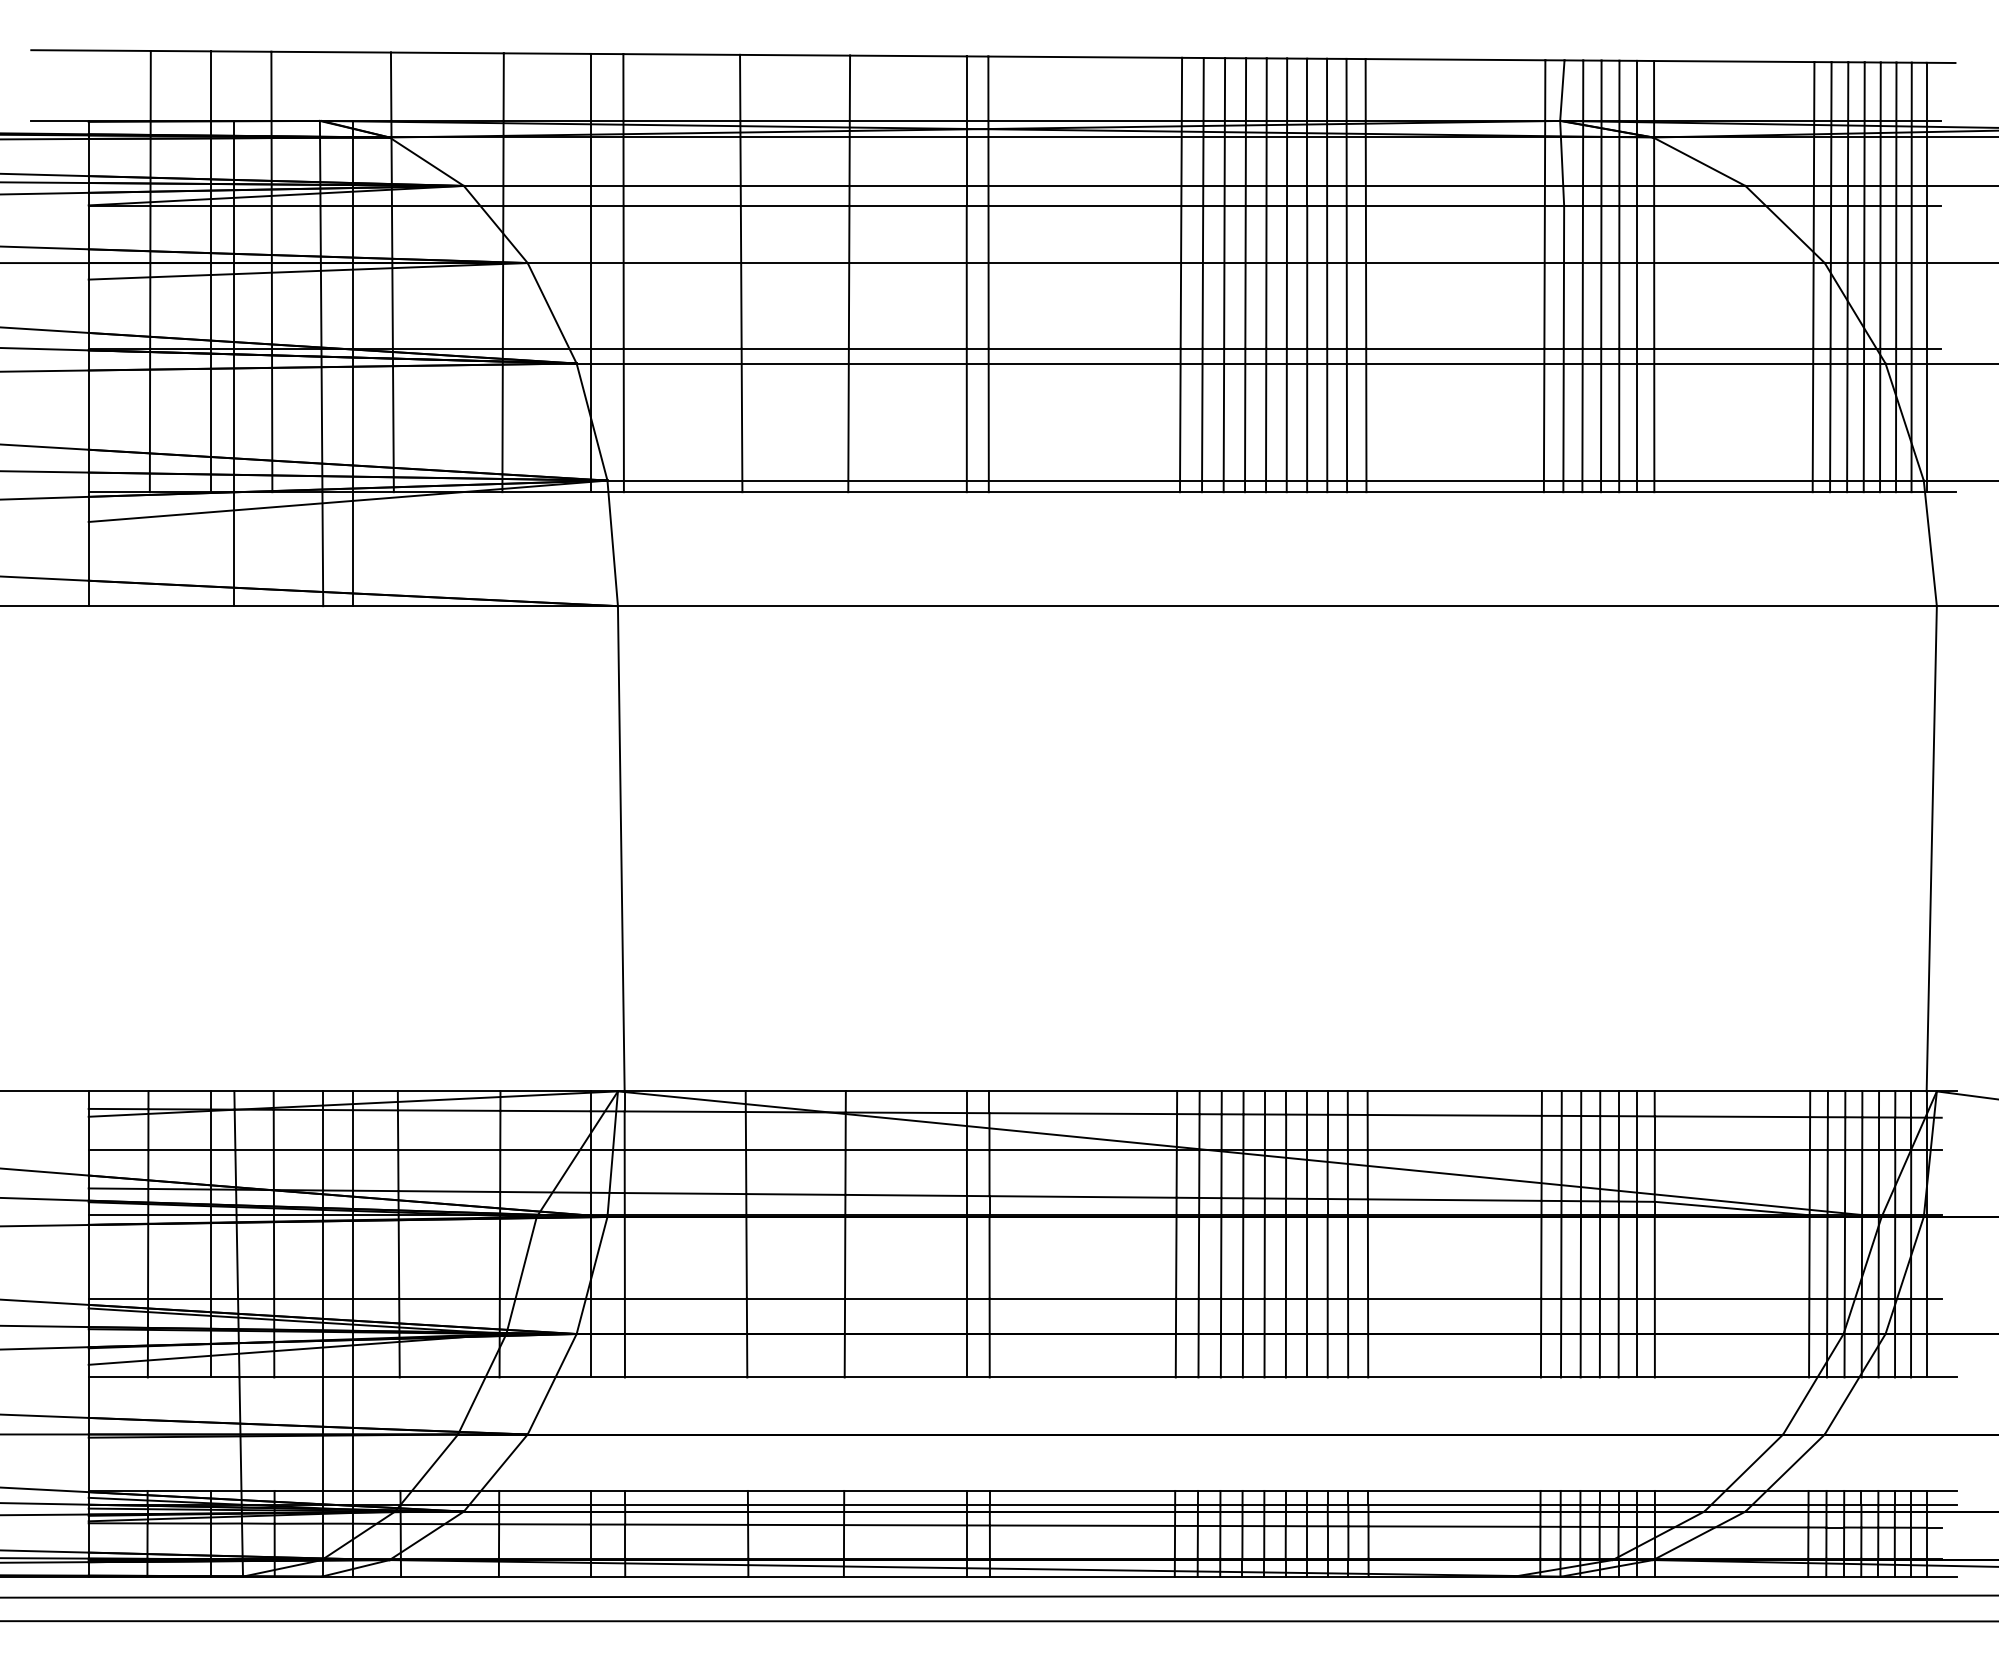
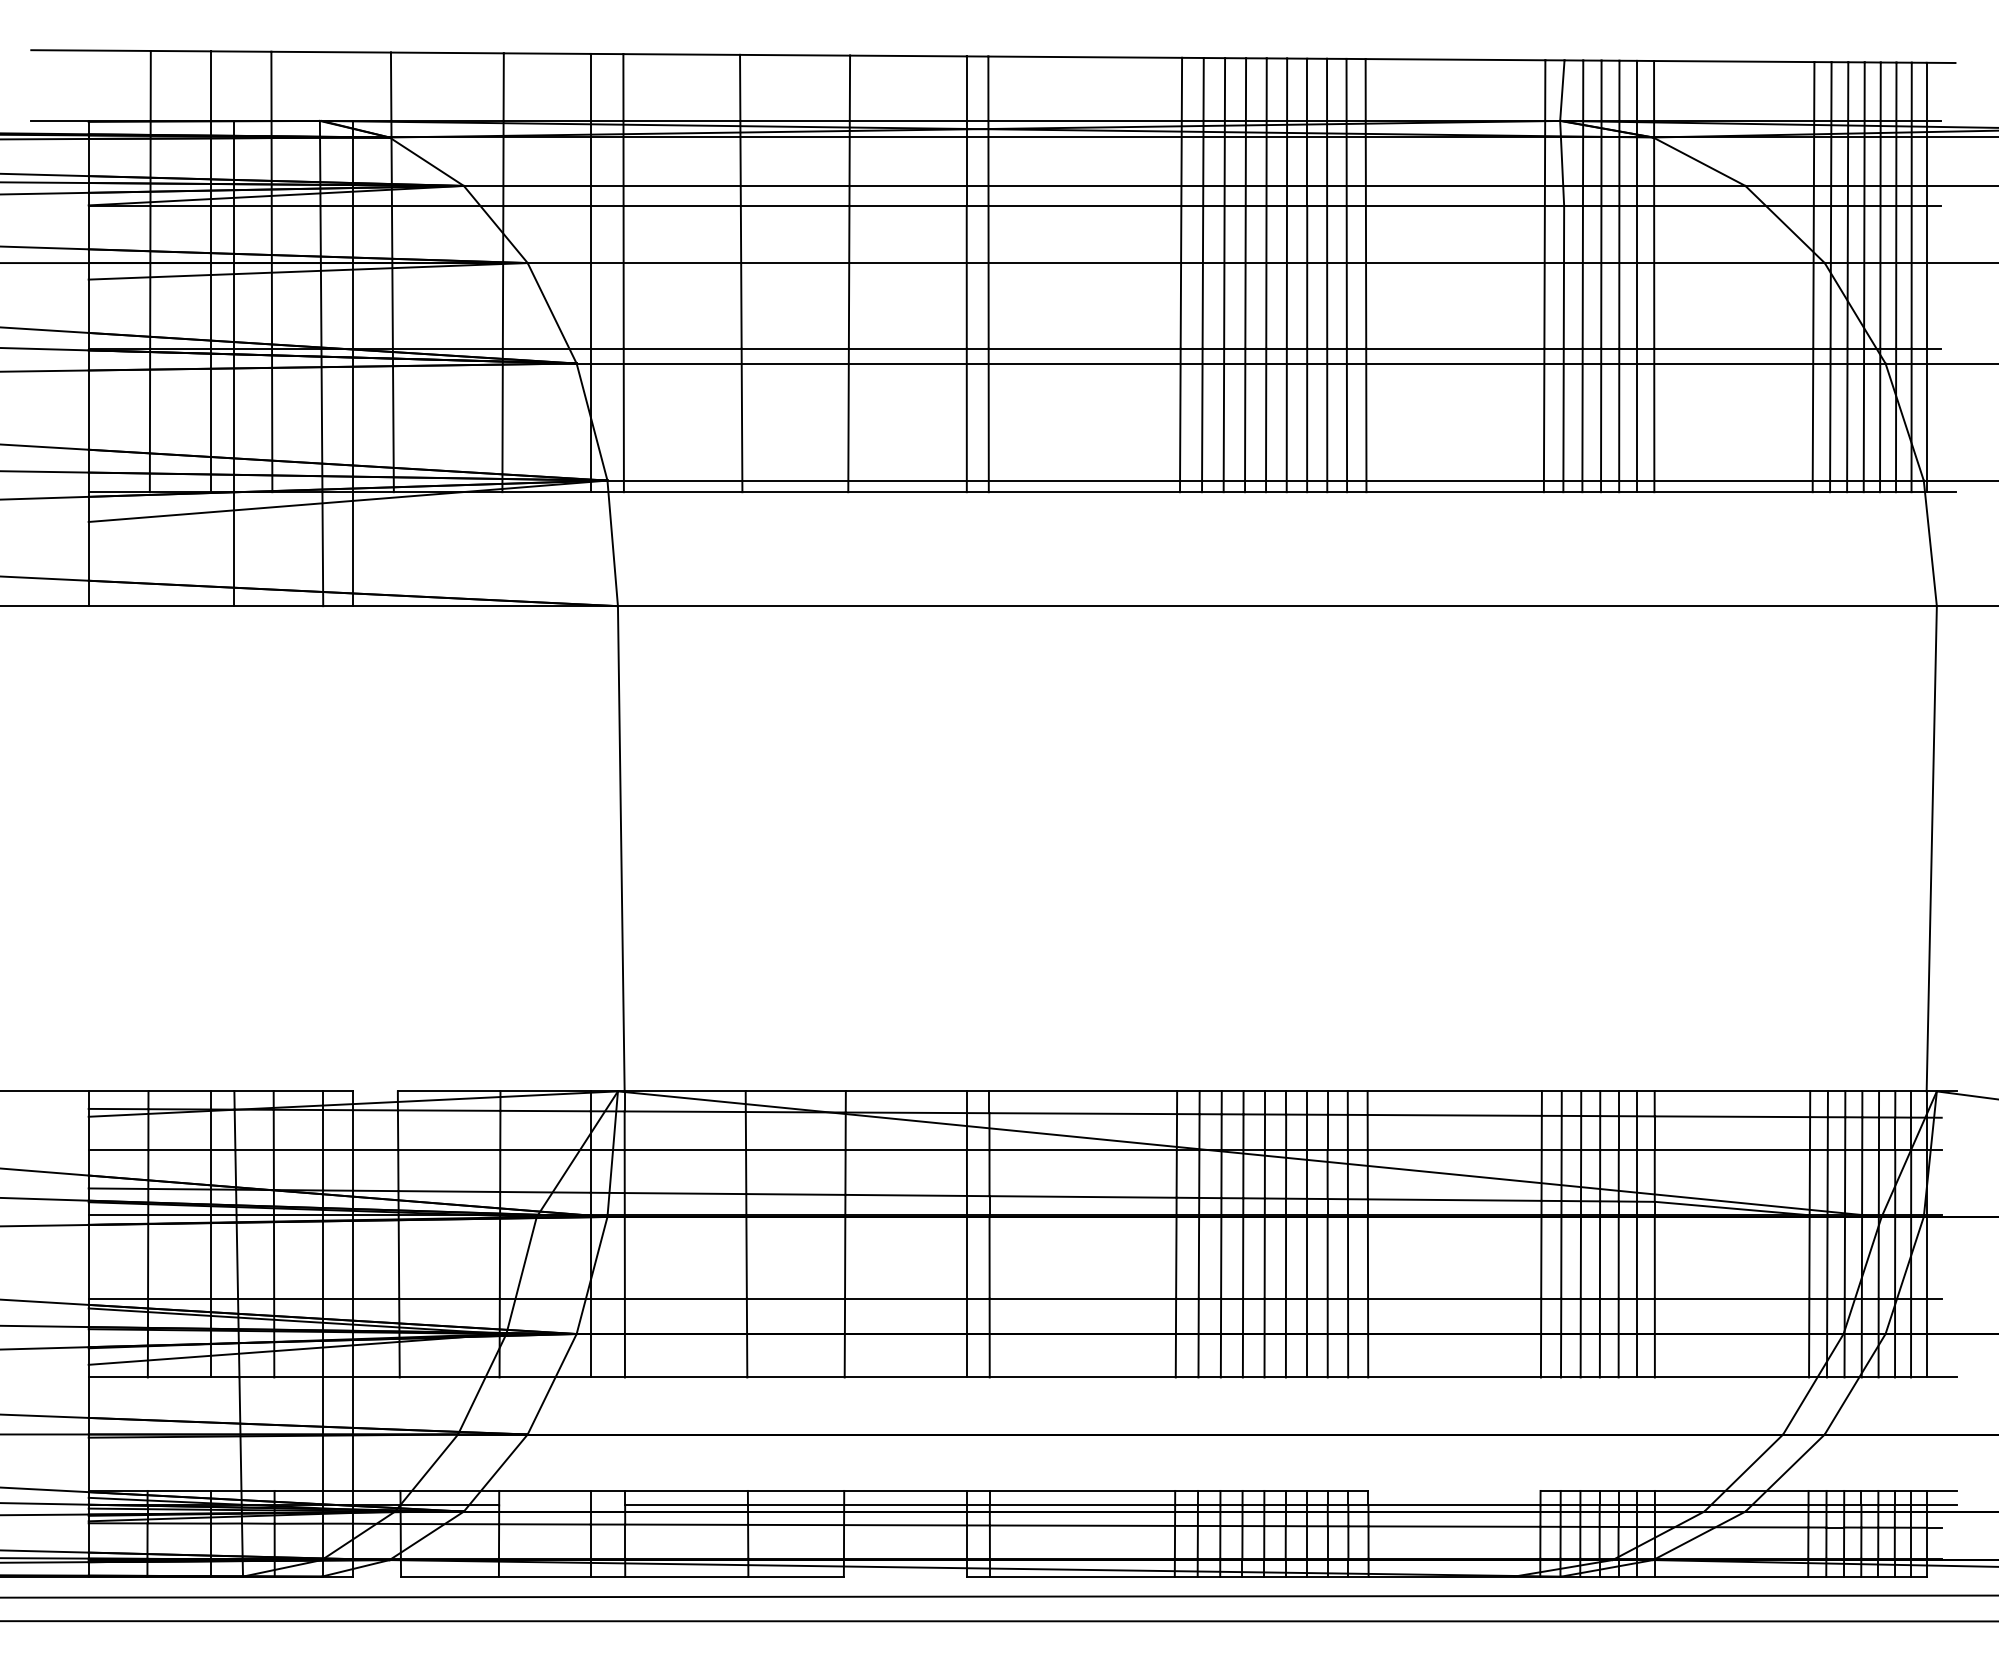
line: present -> none (375, 1091)
line: present -> none (1454, 1490)
line: present -> none (562, 1505)
line: present -> none (377, 1576)
line: present -> none (905, 1576)
line: present -> none (1941, 1576)
